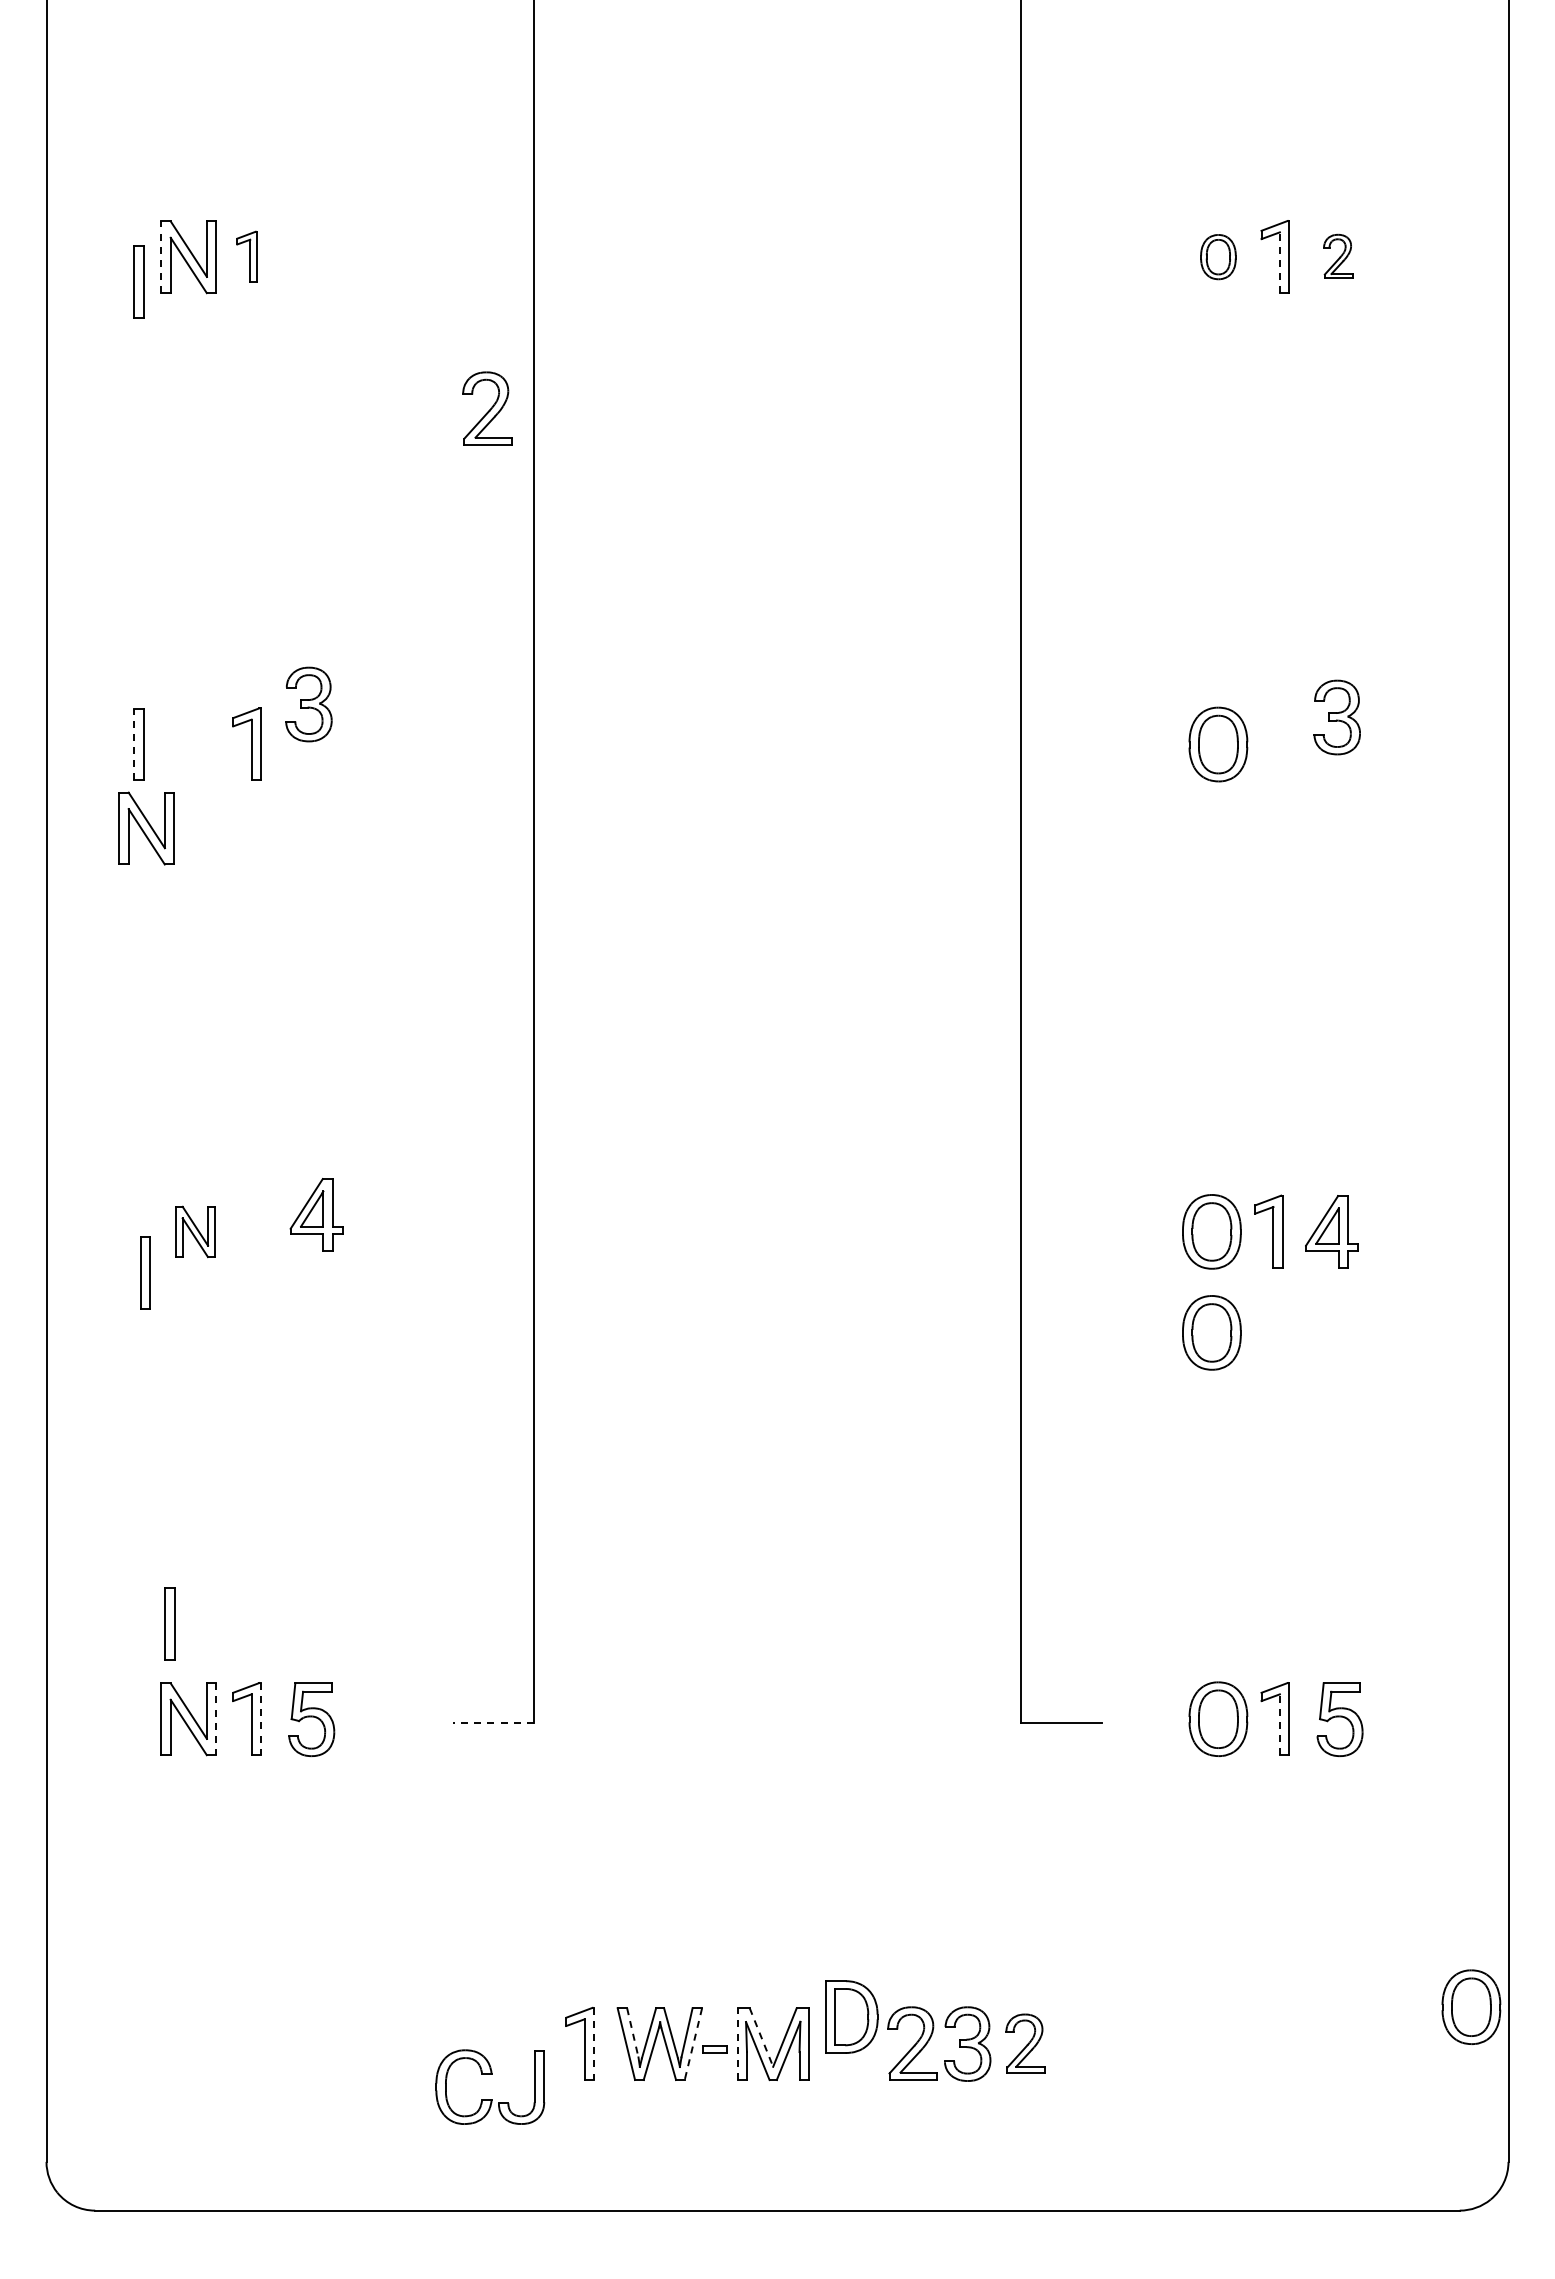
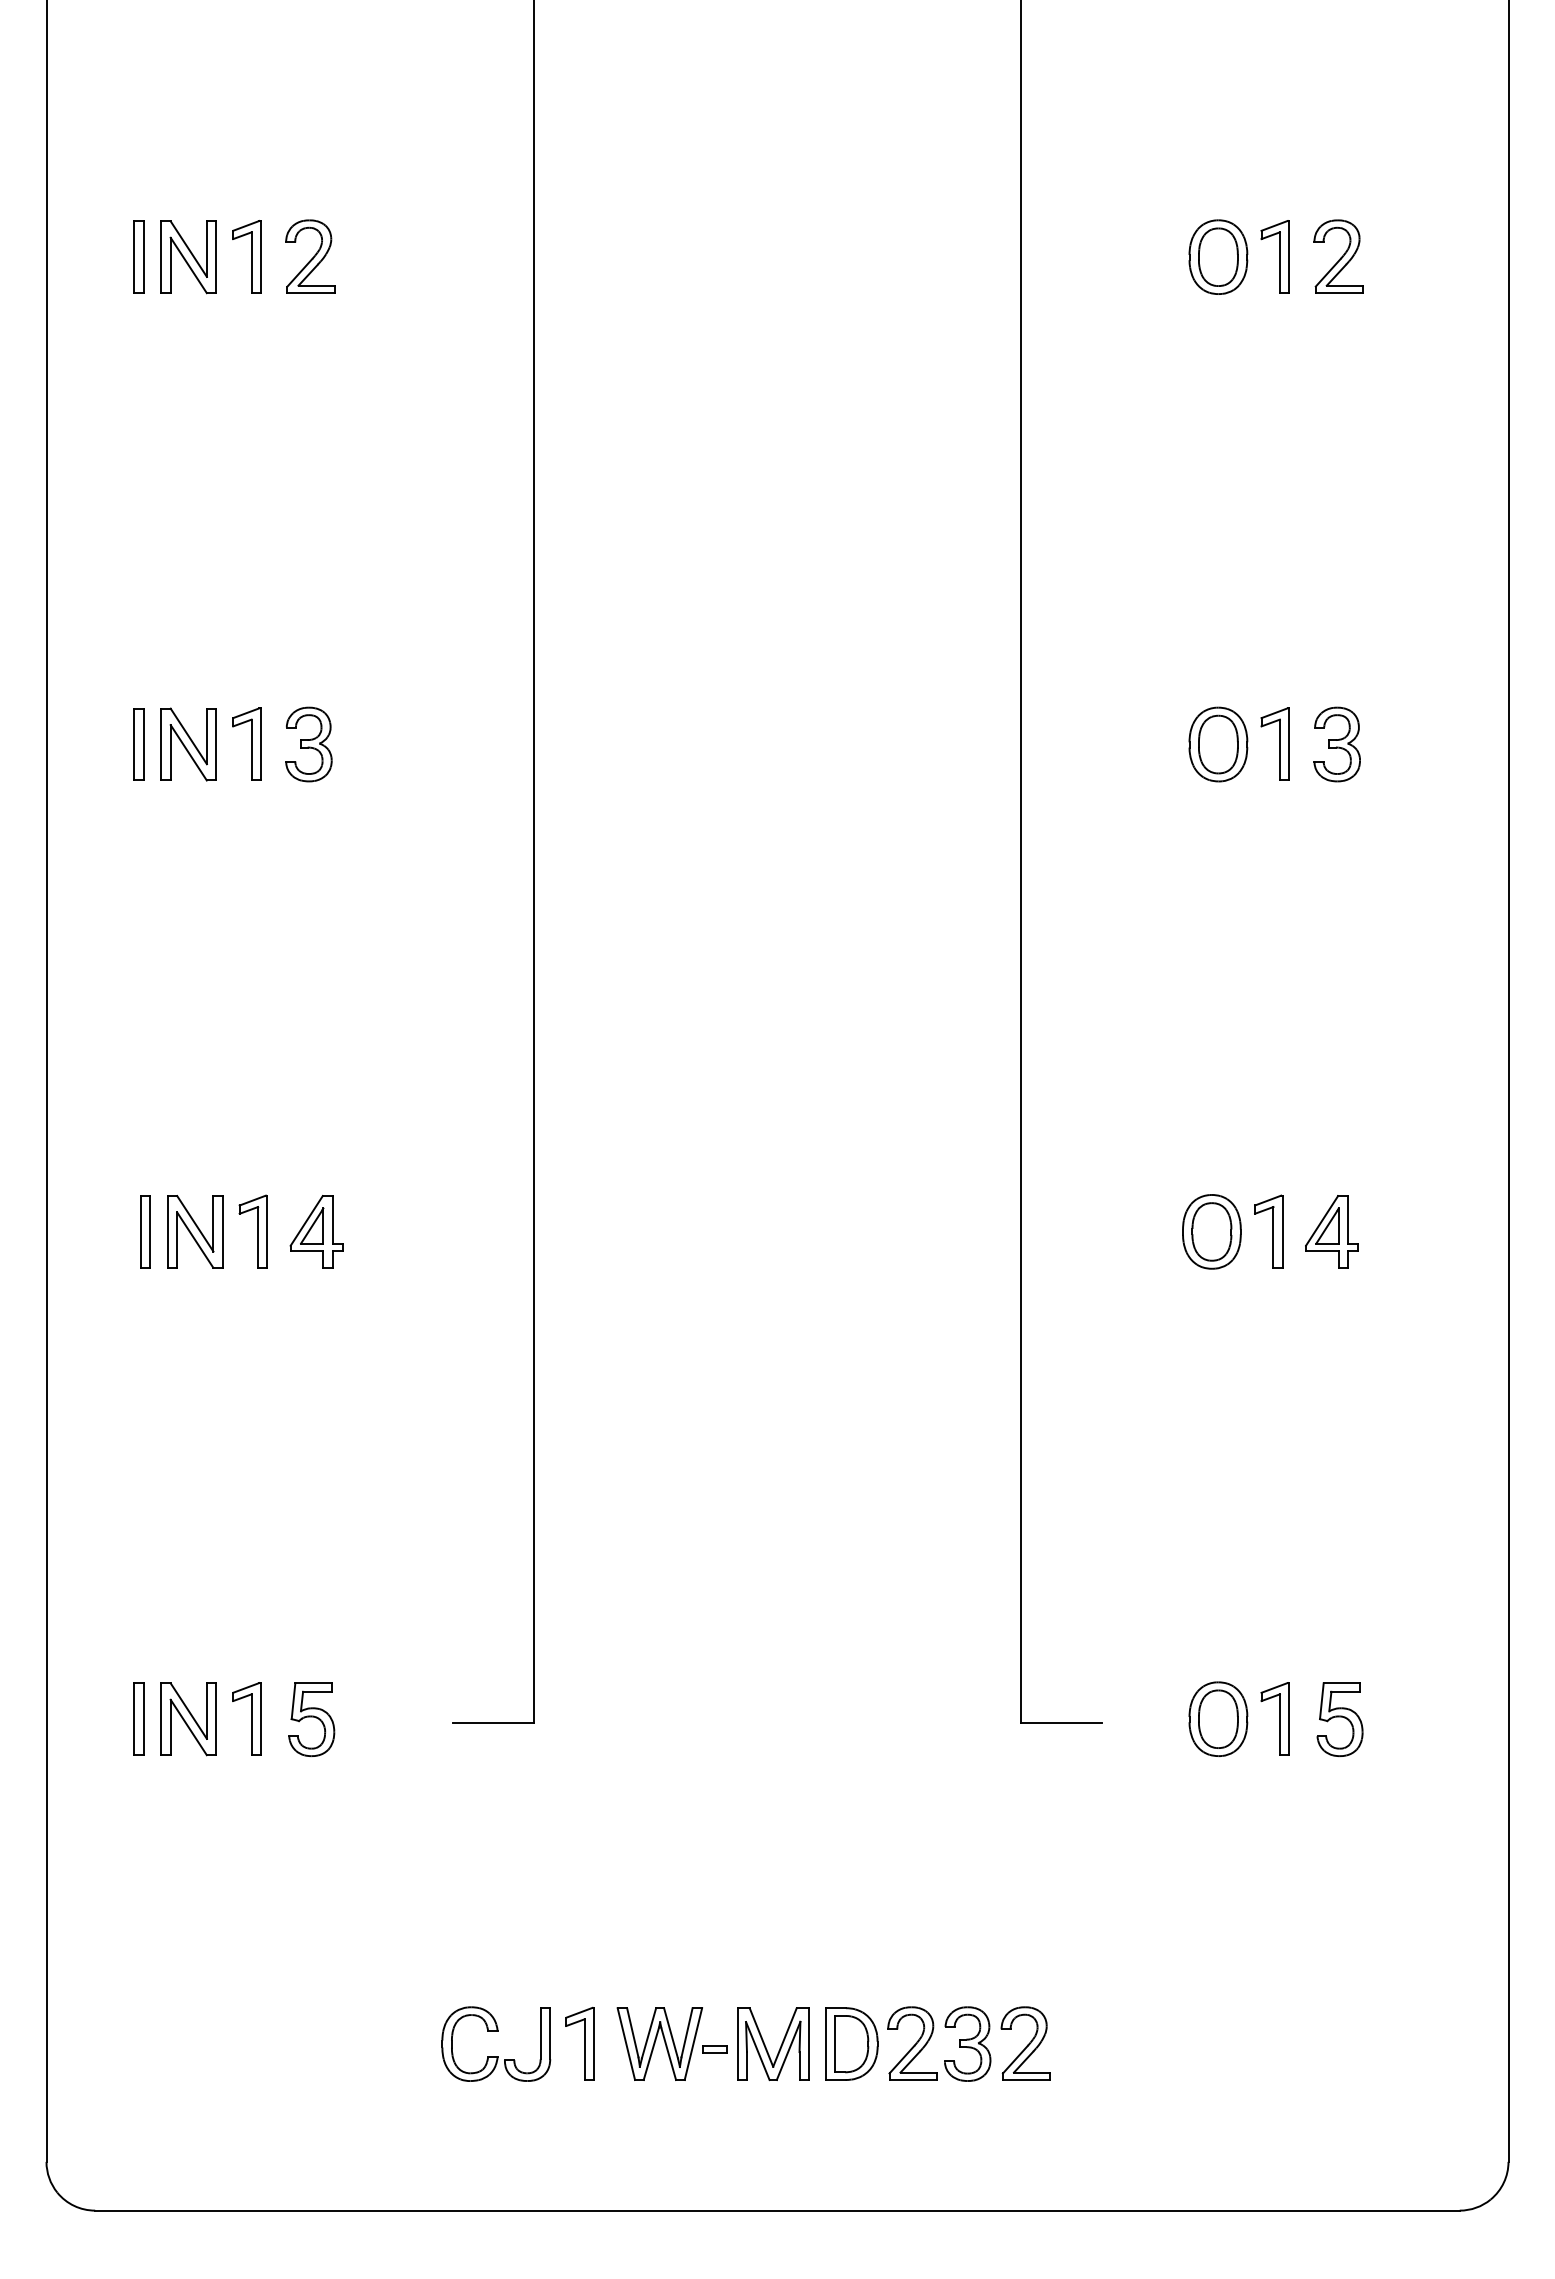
part size: 31x46 px -> 51x75 px (1338, 256)
part size: 22x53 px -> 30x74 px (246, 256)
line: dashed -> solid (161, 257)
part size: 37x47 px -> 61x76 px (1218, 256)
line: dashed -> solid (1279, 262)
part position: (138, 281) -> (138, 256) (138, 256)
part position: (487, 408) -> (310, 256) (310, 256)
part position: (308, 704) -> (308, 744) (308, 744)
part position: (1336, 717) -> (1336, 744) (1336, 744)
part: none -> present (1274, 743)
line: dashed -> solid (134, 744)
part position: (146, 828) -> (188, 744) (188, 744)
part position: (316, 1214) -> (316, 1231) (316, 1231)
part size: 41x54 px -> 57x74 px (195, 1231)
part: none -> present (252, 1231)
part position: (145, 1272) -> (145, 1231) (145, 1231)
part: present -> none (1211, 1332)
part position: (169, 1623) -> (138, 1718) (138, 1718)
line: dashed -> solid (216, 1719)
line: dashed -> solid (260, 1719)
line: dashed -> solid (493, 1723)
line: dashed -> solid (1279, 1724)
part: present -> none (1471, 2006)
part position: (851, 2016) -> (851, 2043) (851, 2043)
line: dashed -> solid (632, 2033)
line: dashed -> solid (761, 2037)
part size: 41x61 px -> 51x75 px (1025, 2043)
line: dashed -> solid (593, 2044)
line: dashed -> solid (693, 2044)
line: dashed -> solid (737, 2044)
part position: (490, 2074) -> (496, 2031) (496, 2031)
